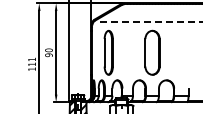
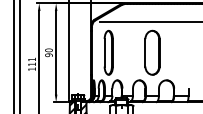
line: dashed -> solid (151, 22)
line: none -> present (14, 56)
line: none -> present (19, 56)
